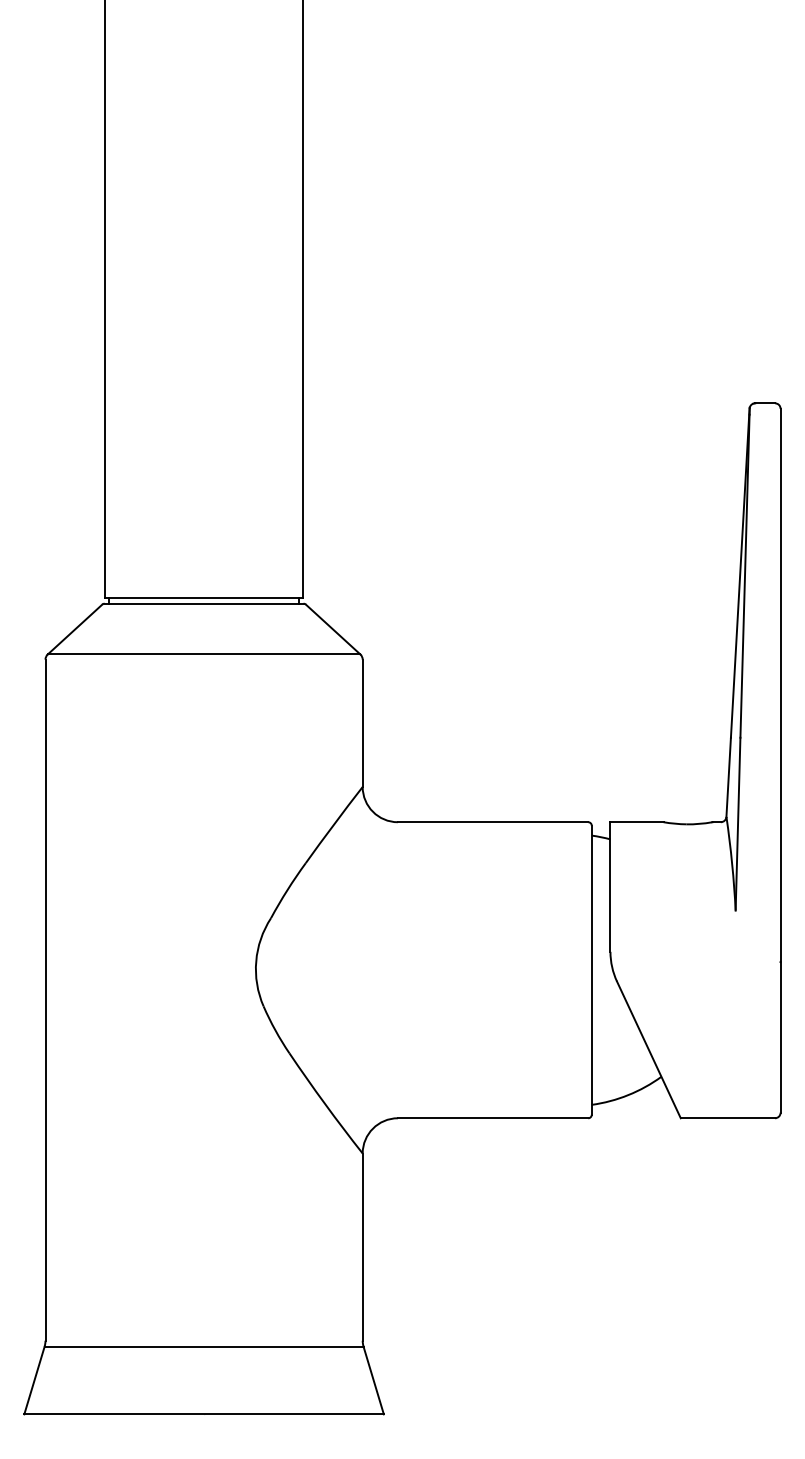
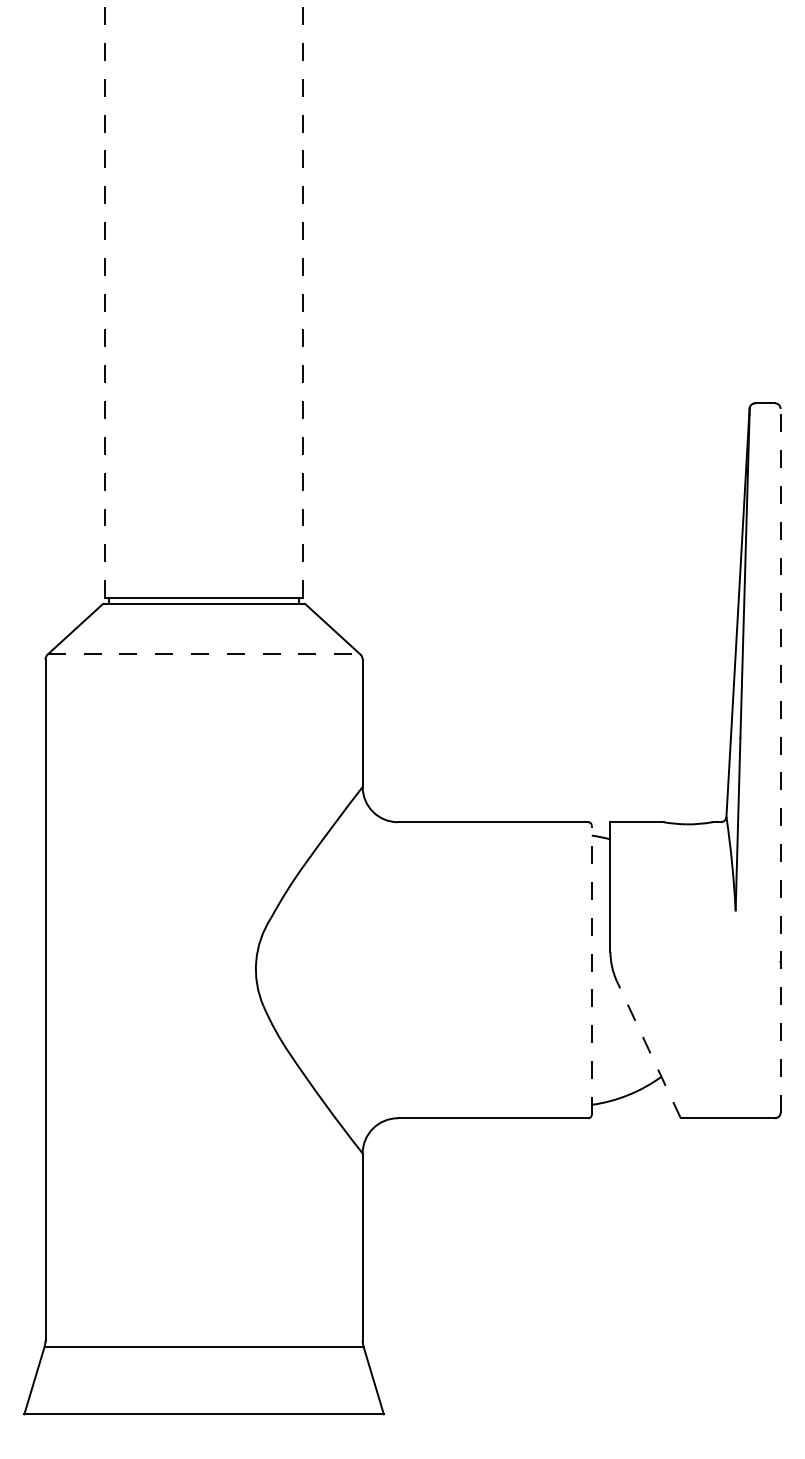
line: solid -> dashed (105, 299)
line: solid -> dashed (302, 299)
line: solid -> dashed (204, 654)
line: solid -> dashed (780, 760)
line: solid -> dashed (591, 970)
line: solid -> dashed (648, 1049)
